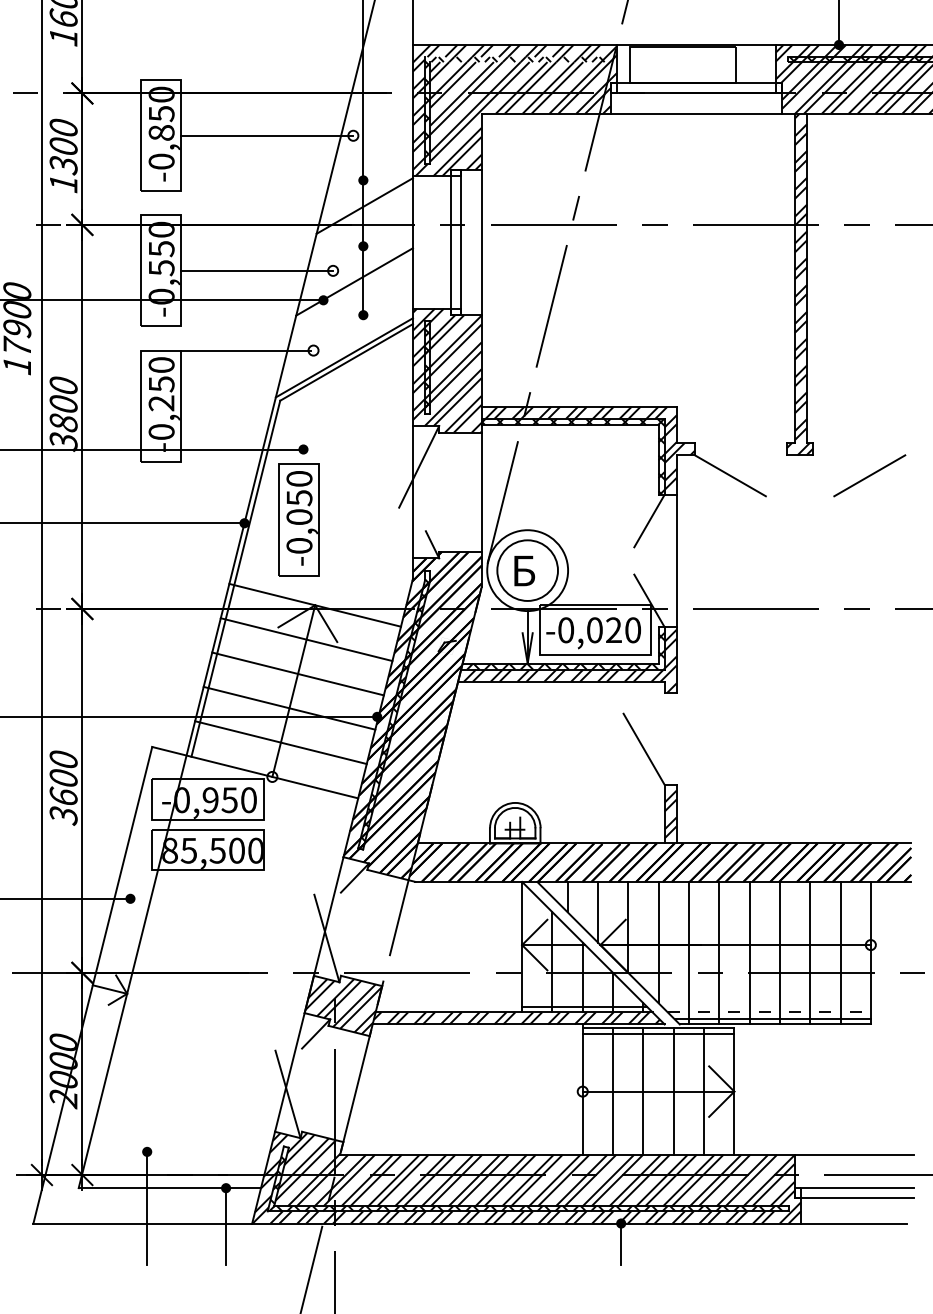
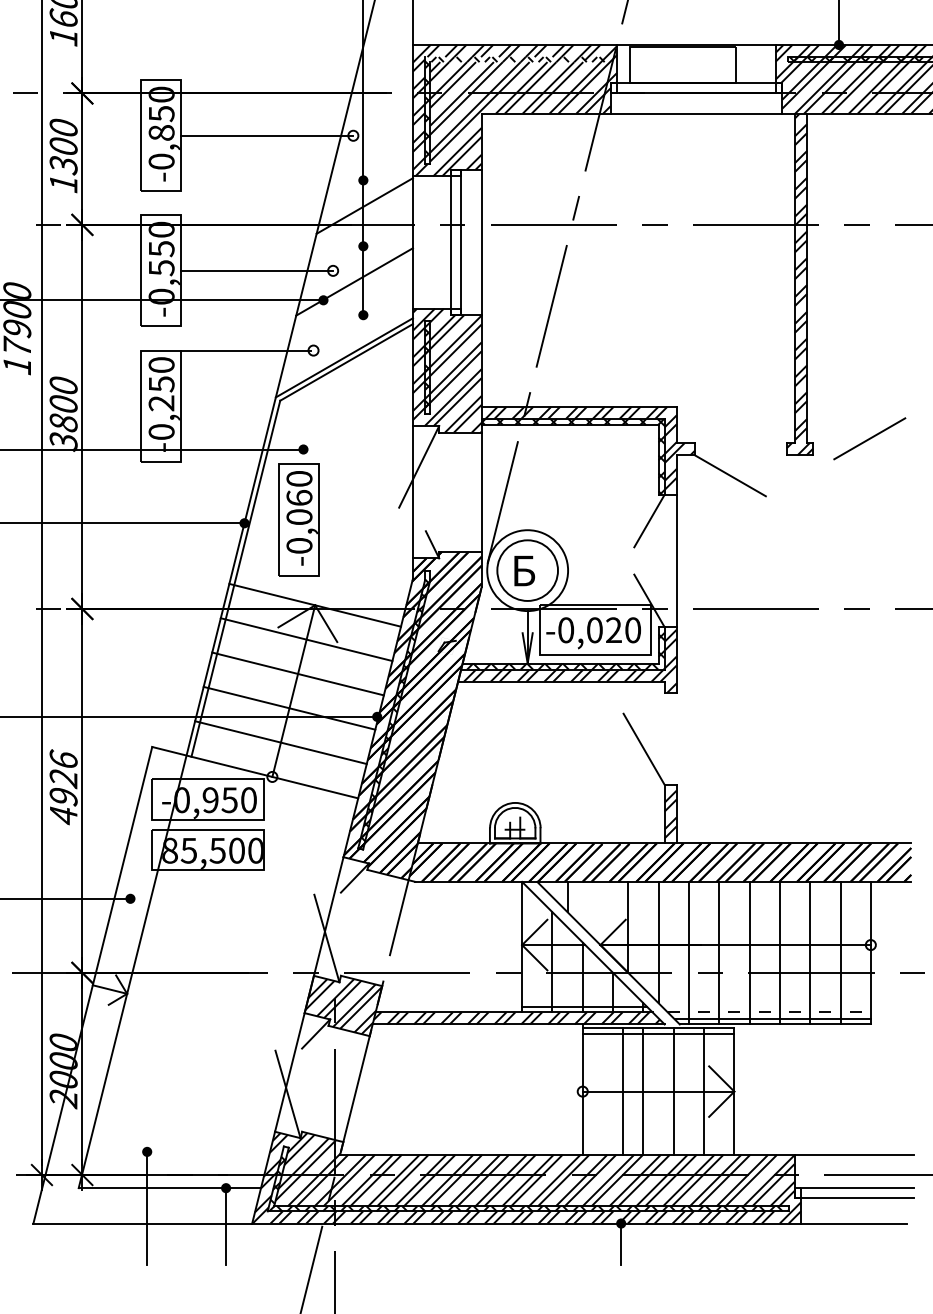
line position: (869, 475) -> (869, 438) (869, 438)
text: -0,050 -> -0,060 (299, 498)
text: 3600 -> 4926 (63, 787)
line: present -> none (597, 911)
line position: (613, 1091) -> (623, 1091) (623, 1091)
